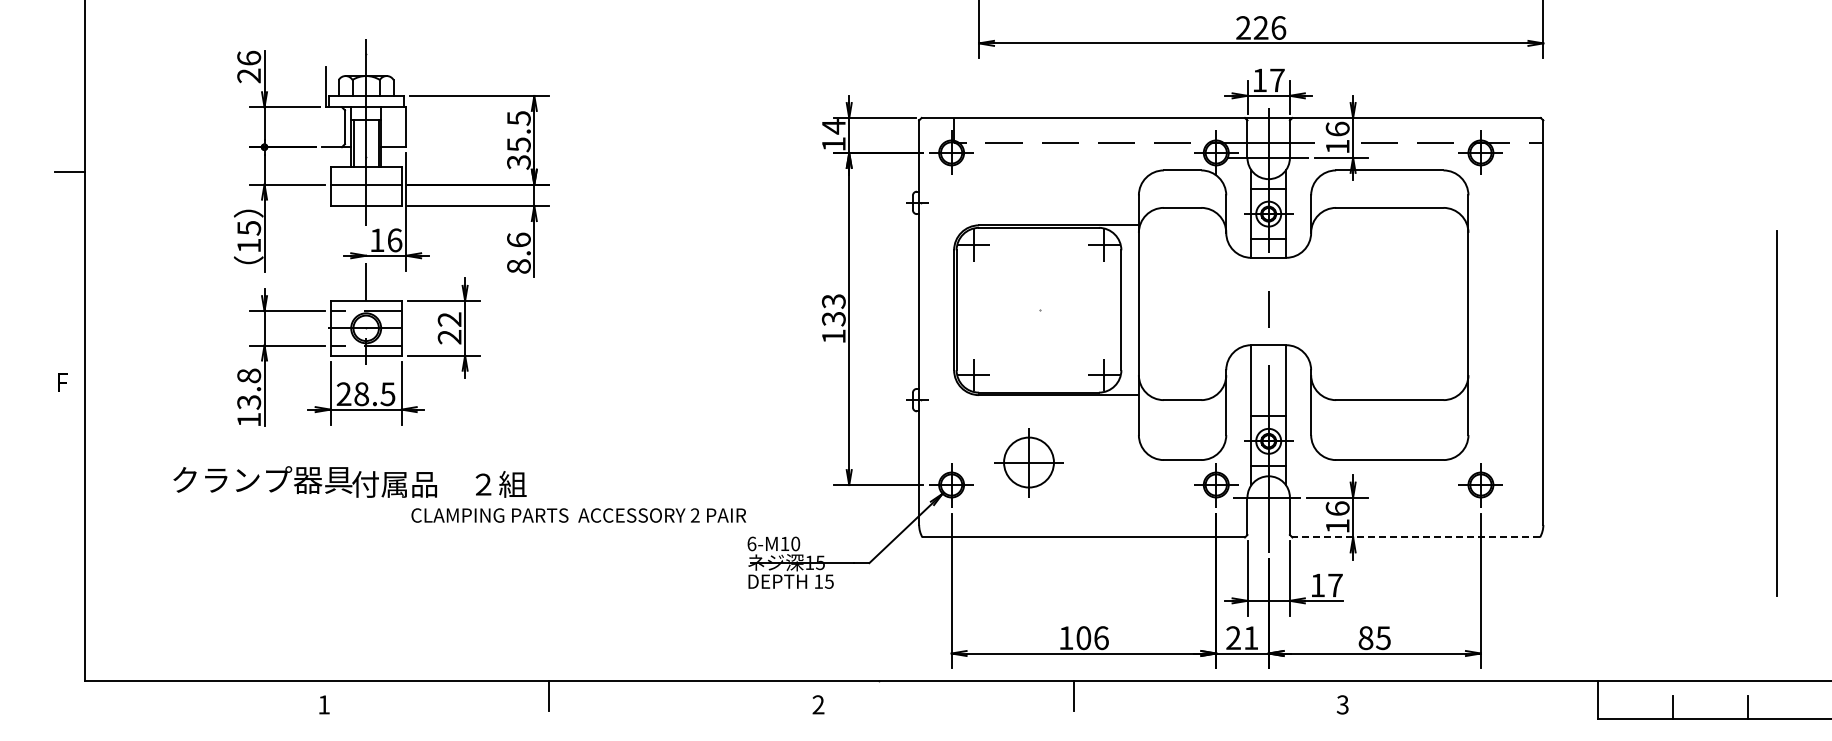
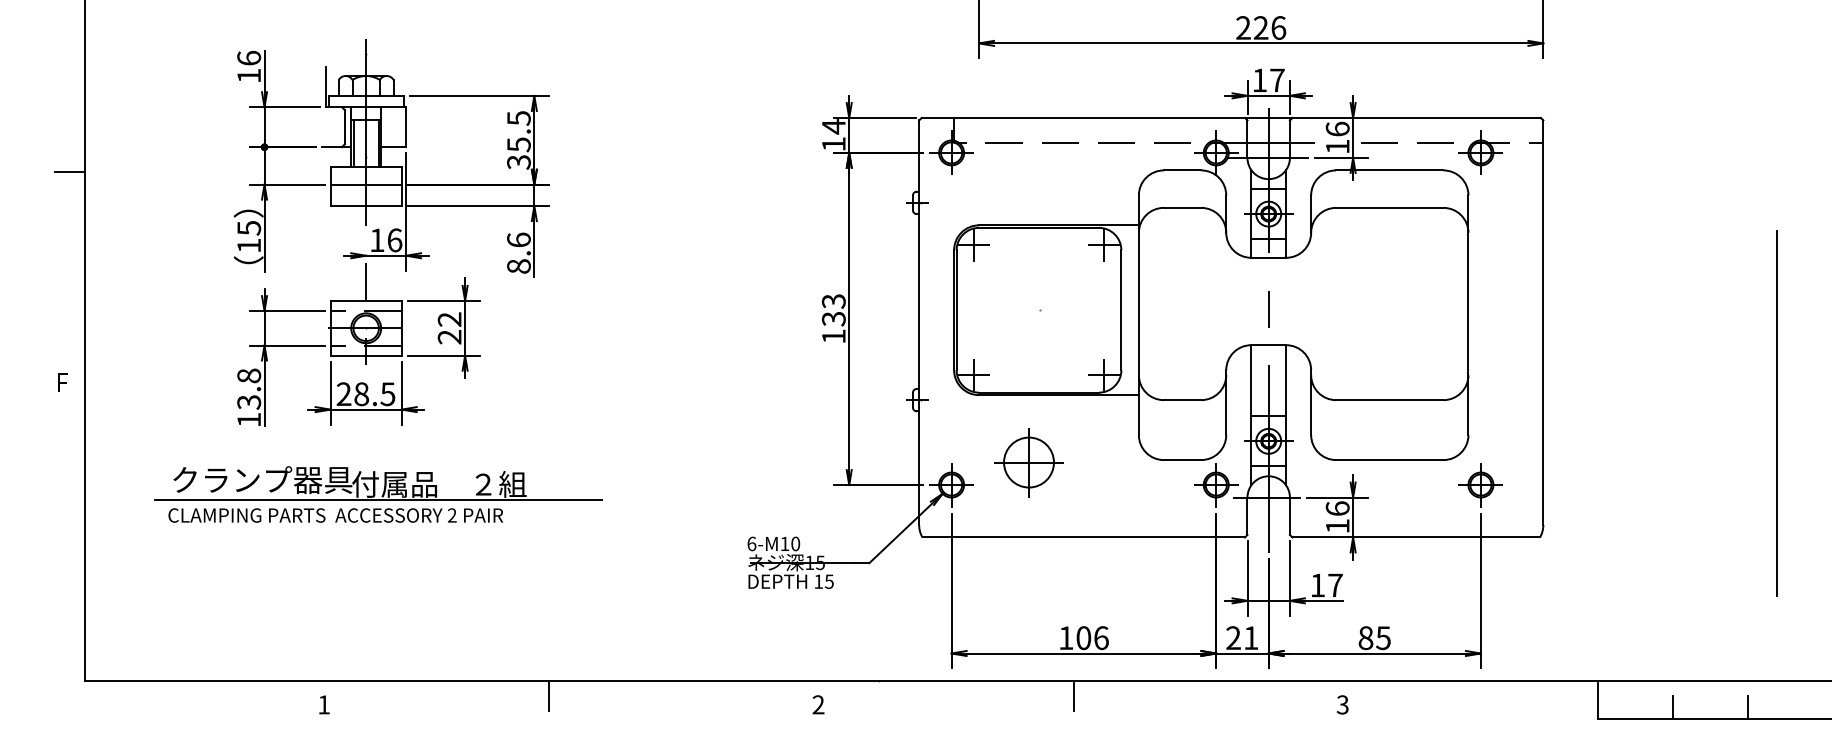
text: 26 -> 16 (248, 75)
line: none -> present (378, 500)
text position: (578, 515) -> (335, 515) (335, 515)
line: dashed -> solid (1416, 537)
